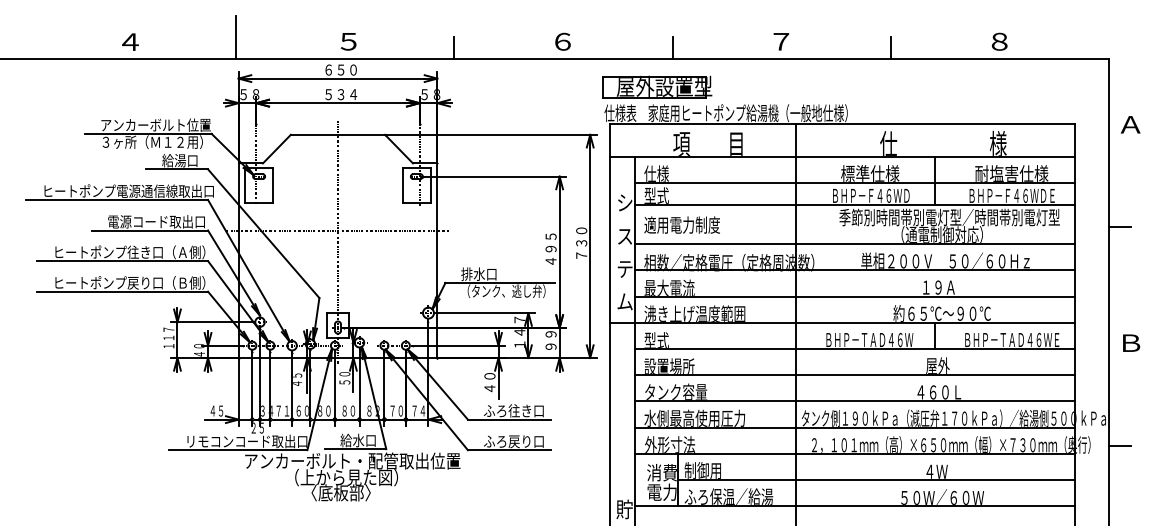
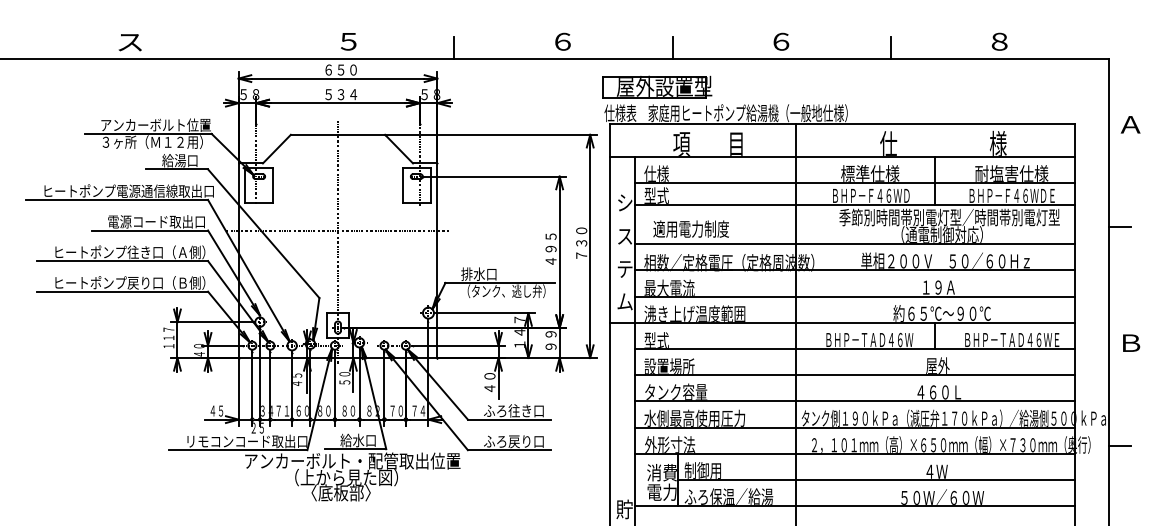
line: present -> none (235, 37)
text: ７ -> ６ (781, 41)
text: ４ -> ス (129, 42)
text position: (681, 224) -> (690, 228) (690, 228)
